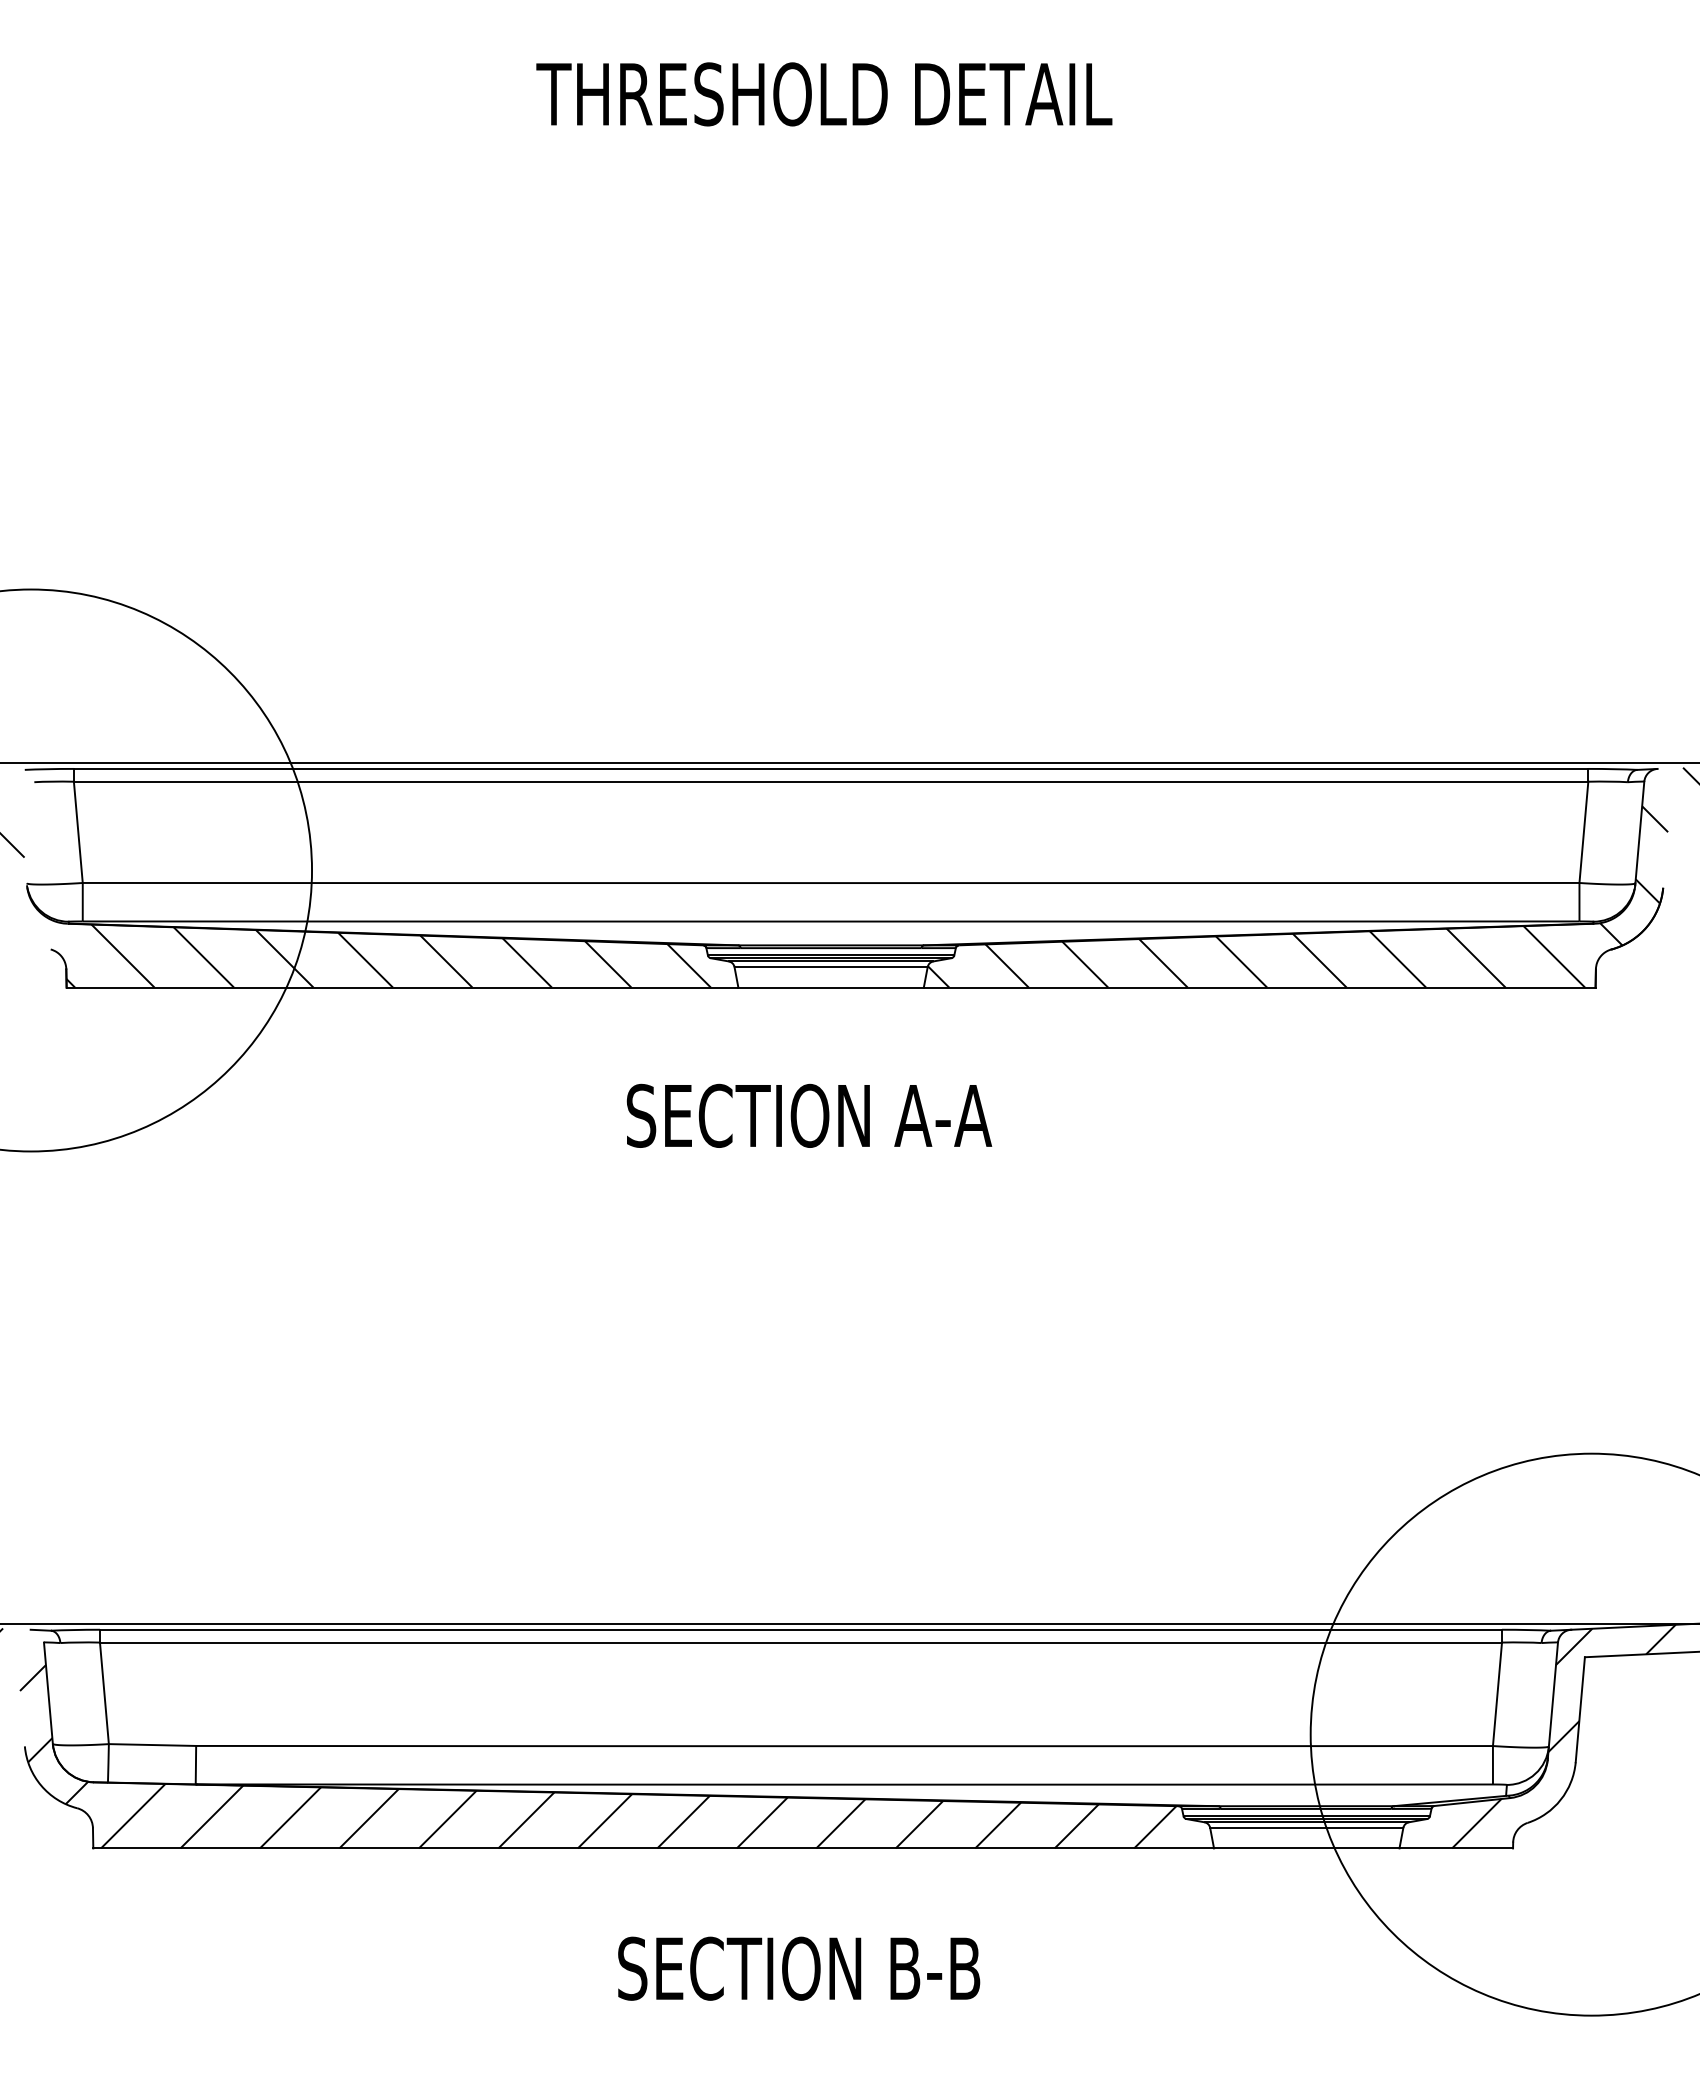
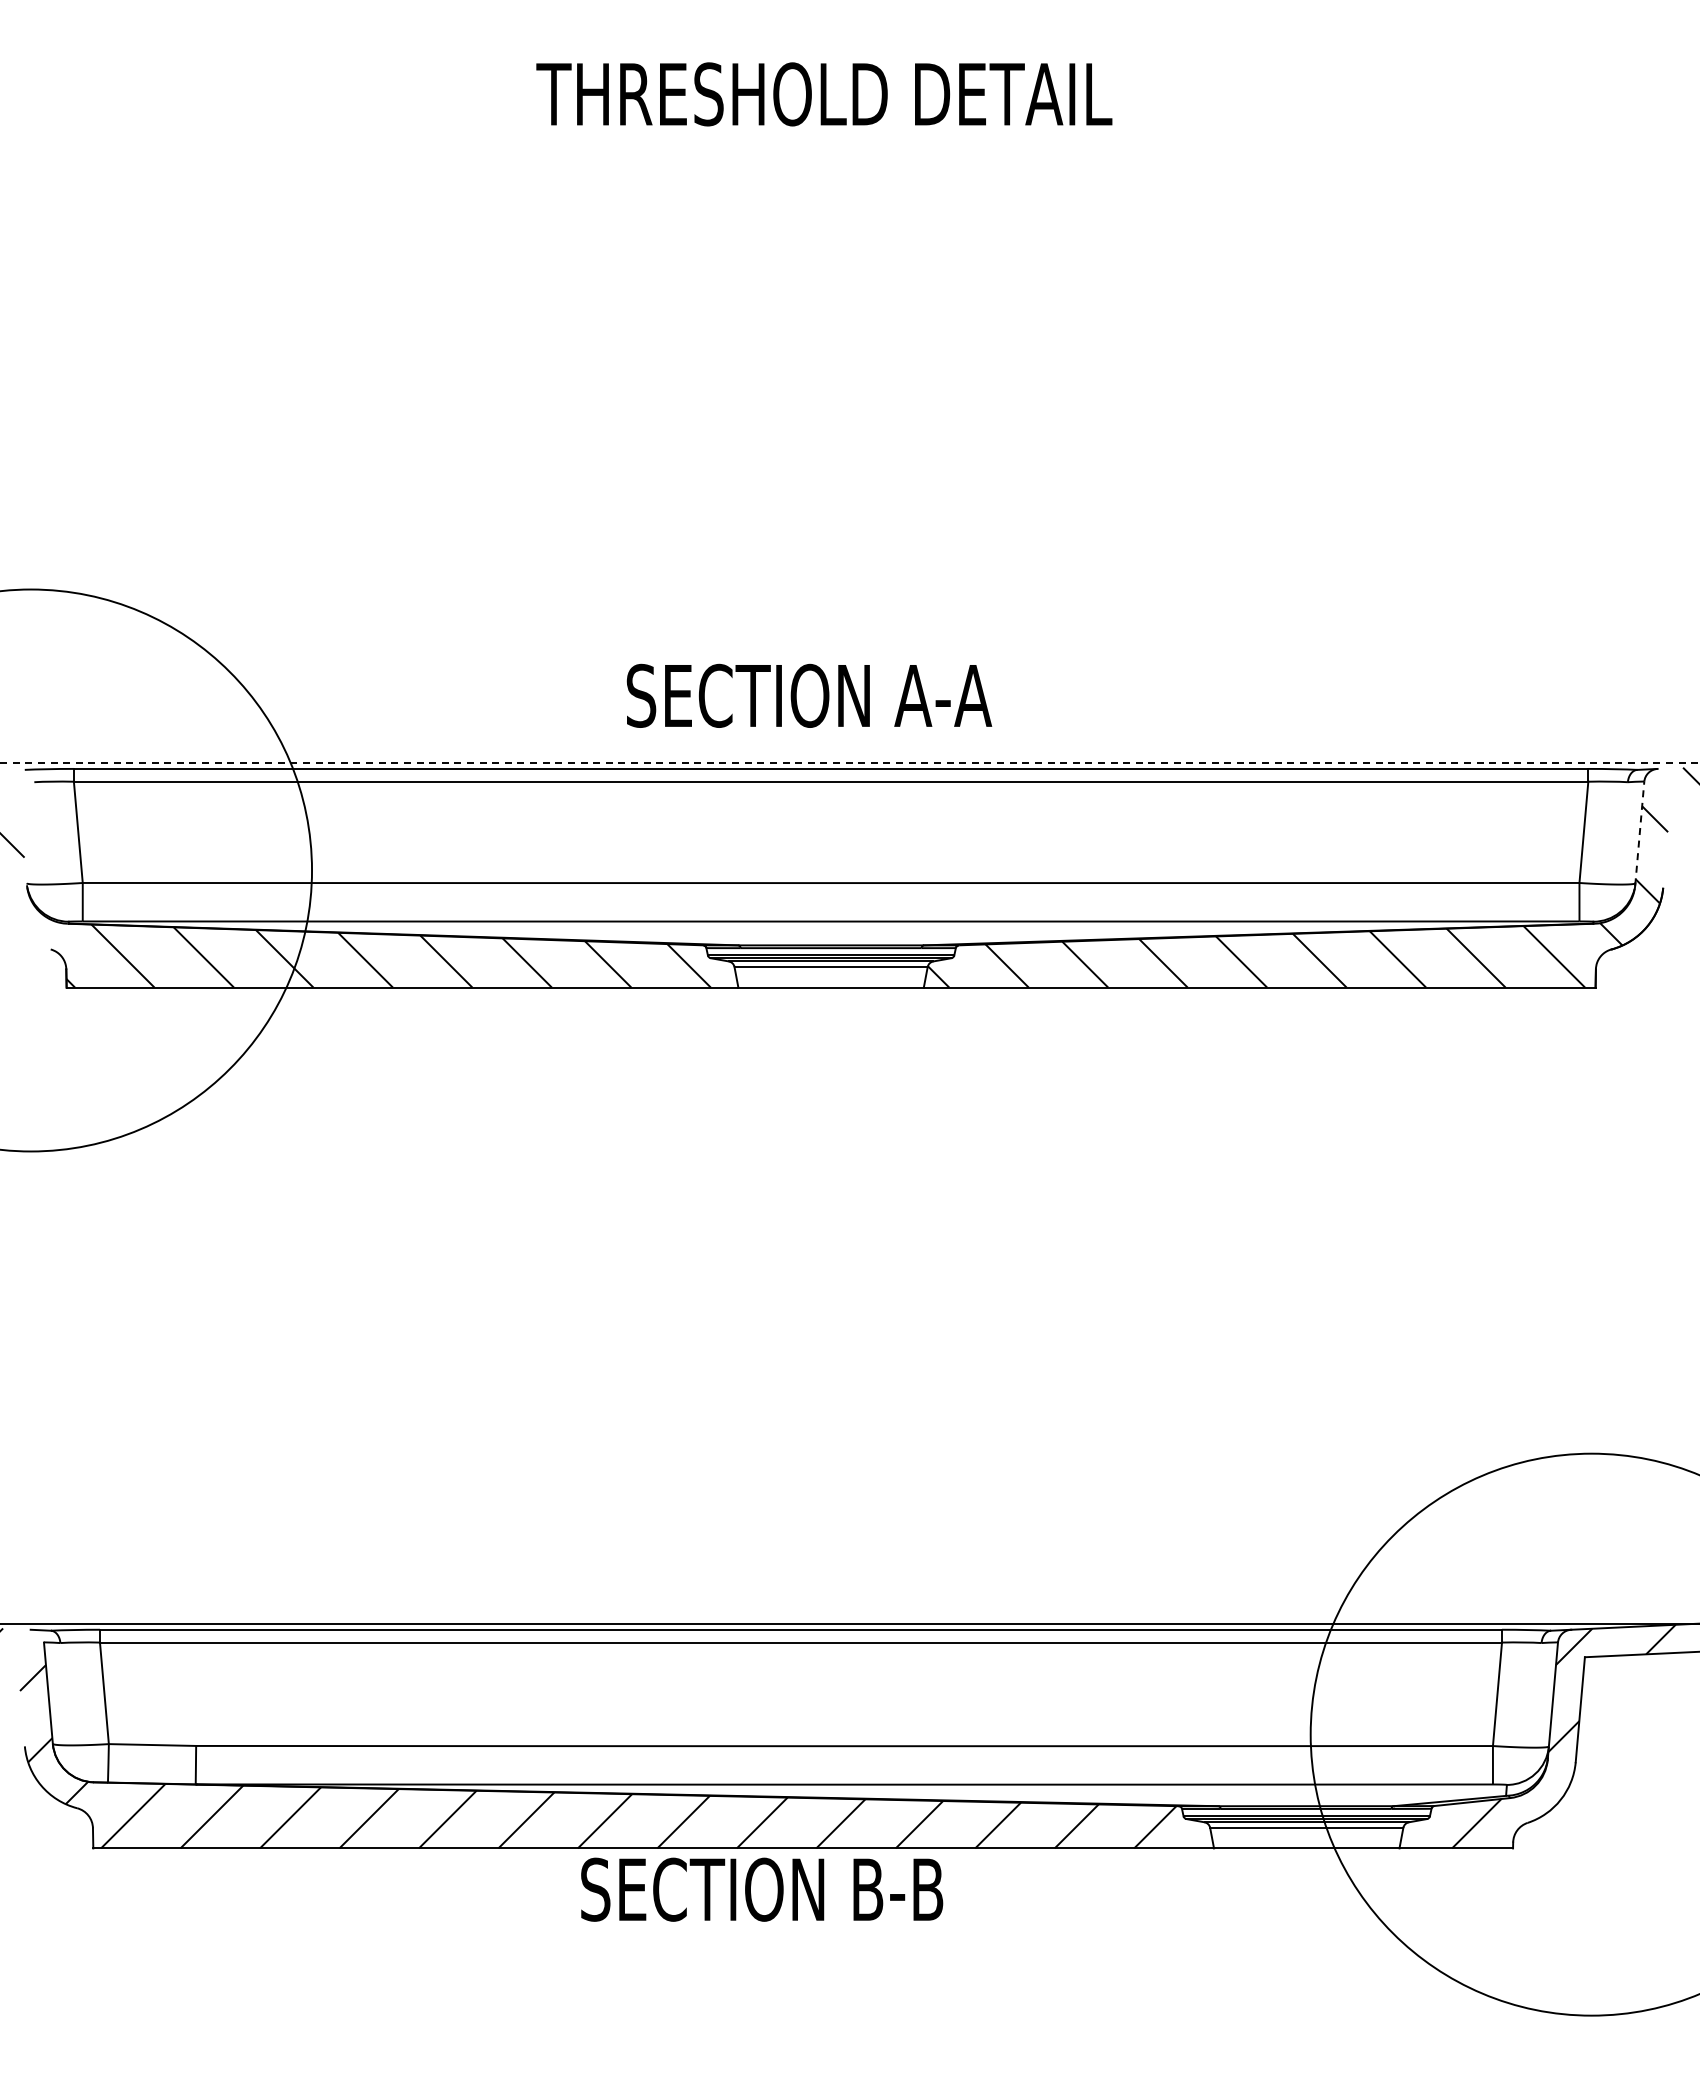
line: solid -> dashed (849, 762)
line: solid -> dashed (1639, 833)
text position: (809, 1115) -> (809, 695) (809, 695)
text position: (799, 1968) -> (762, 1889) (762, 1889)
